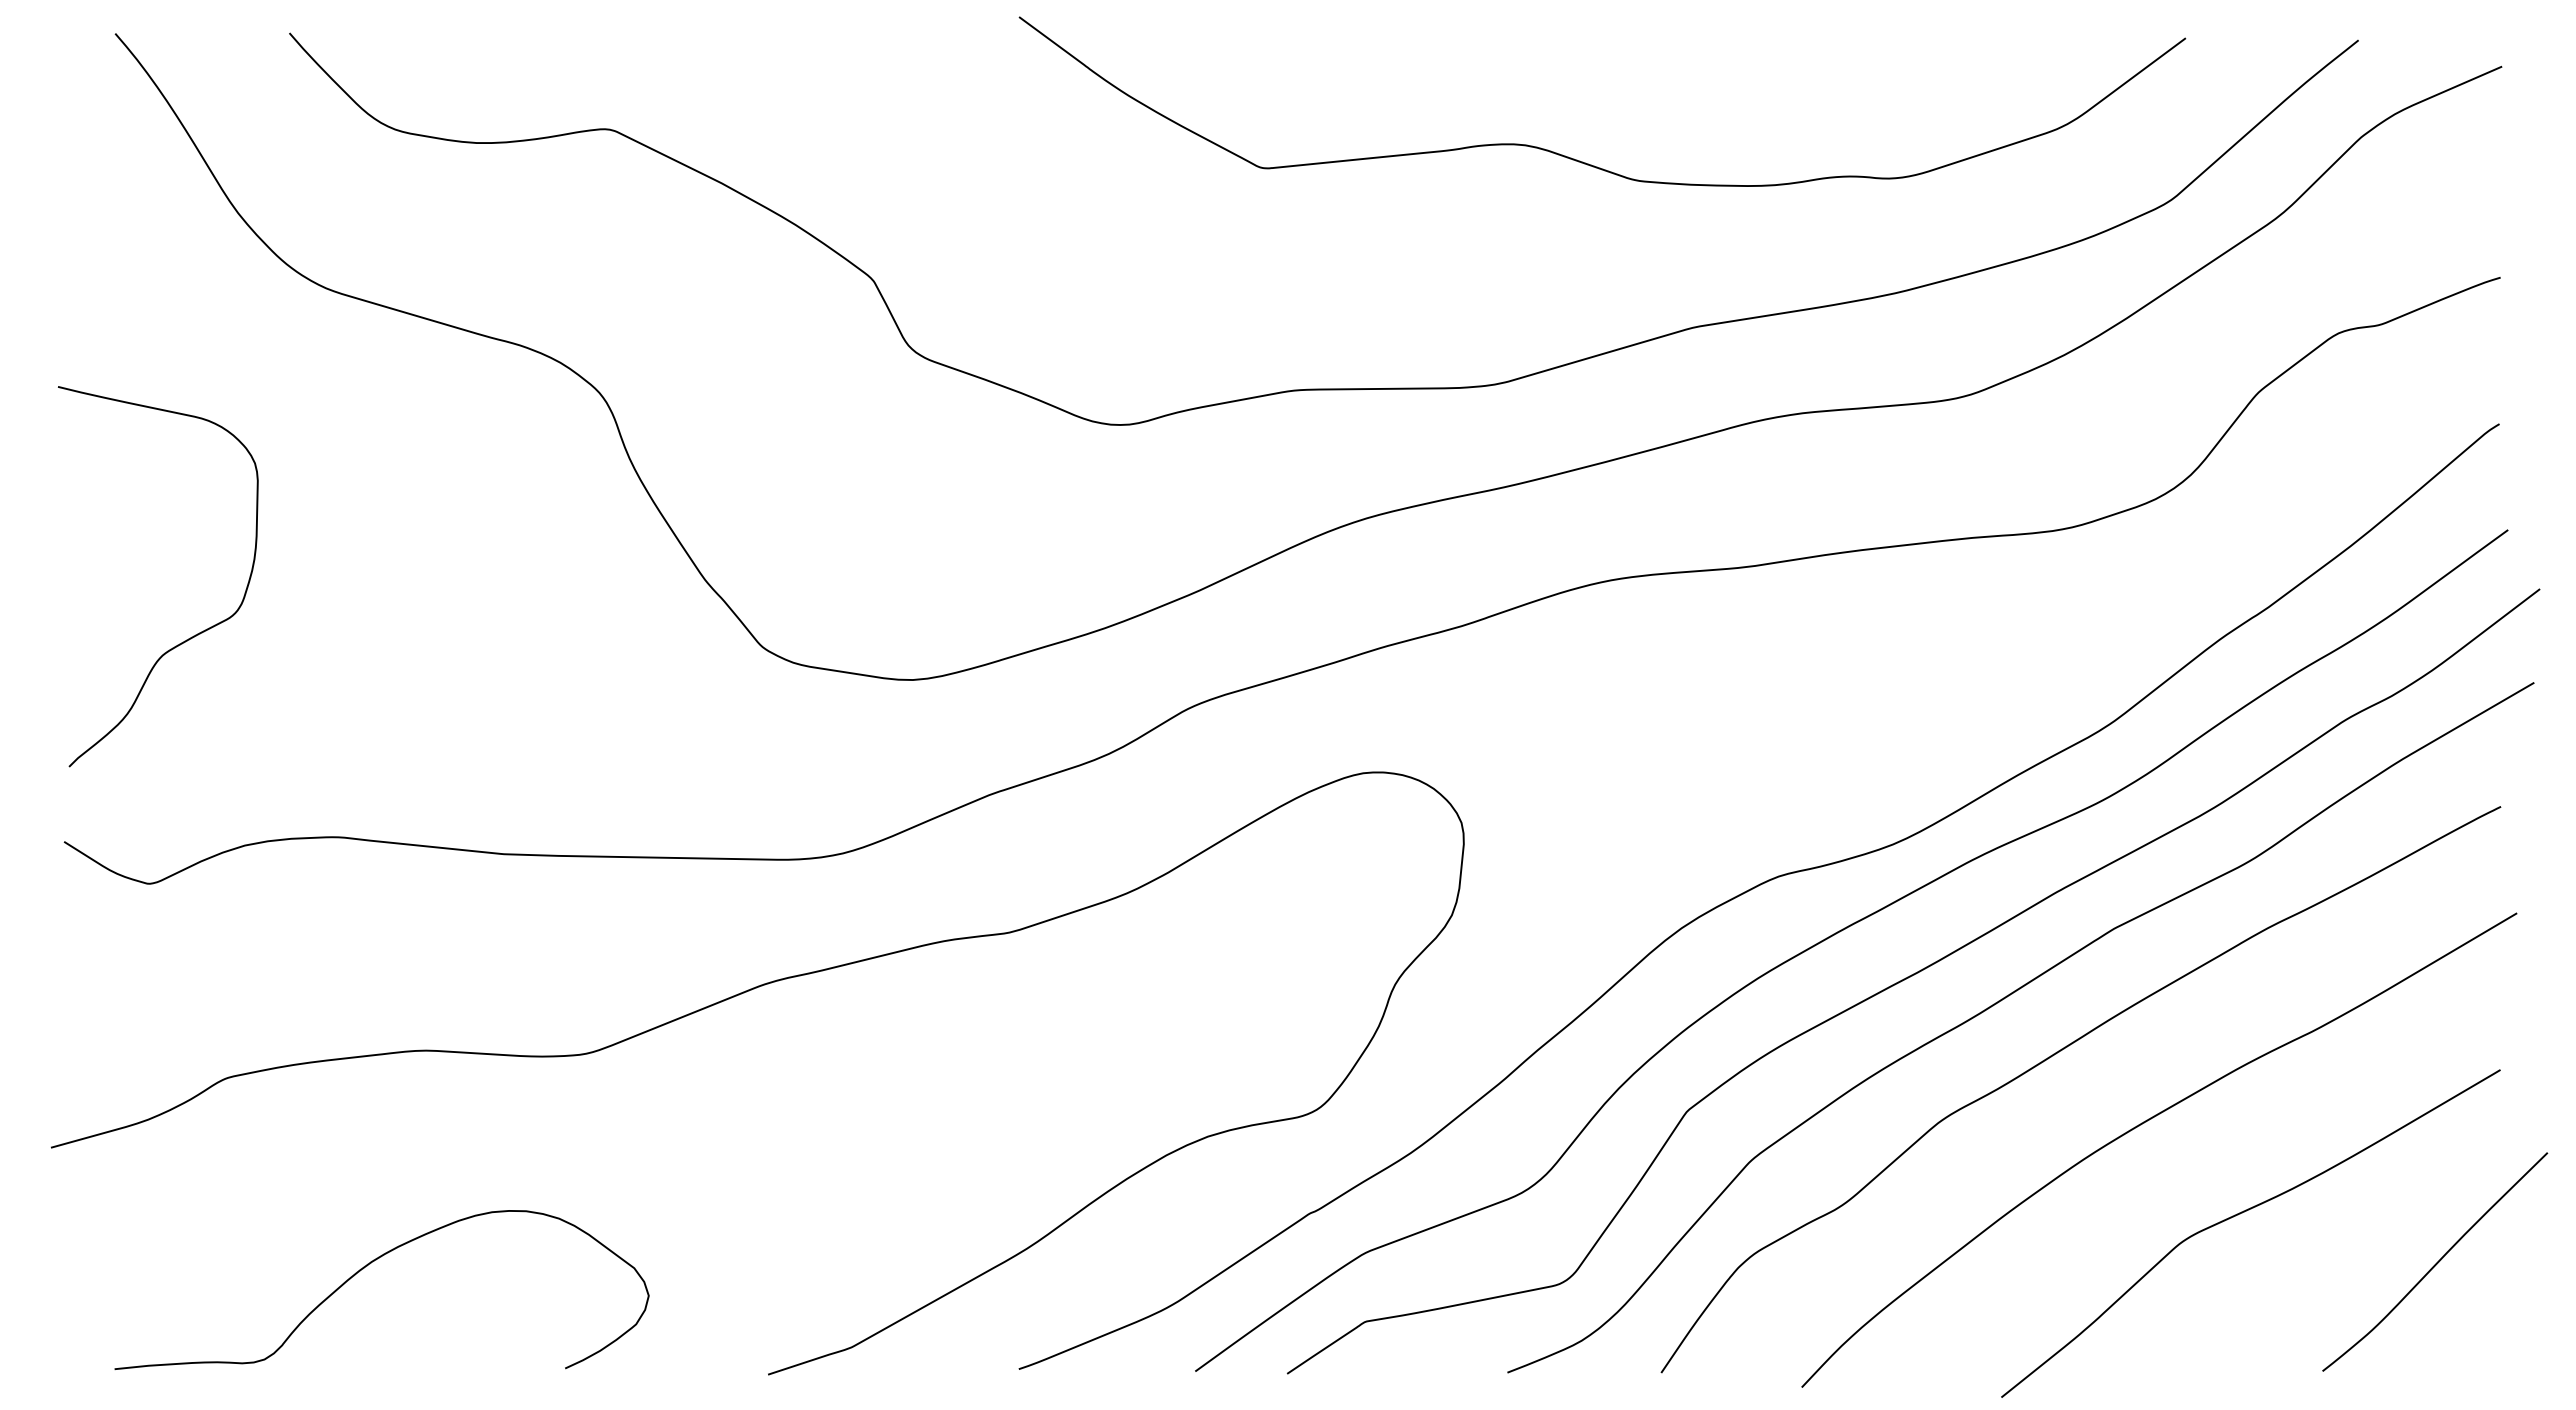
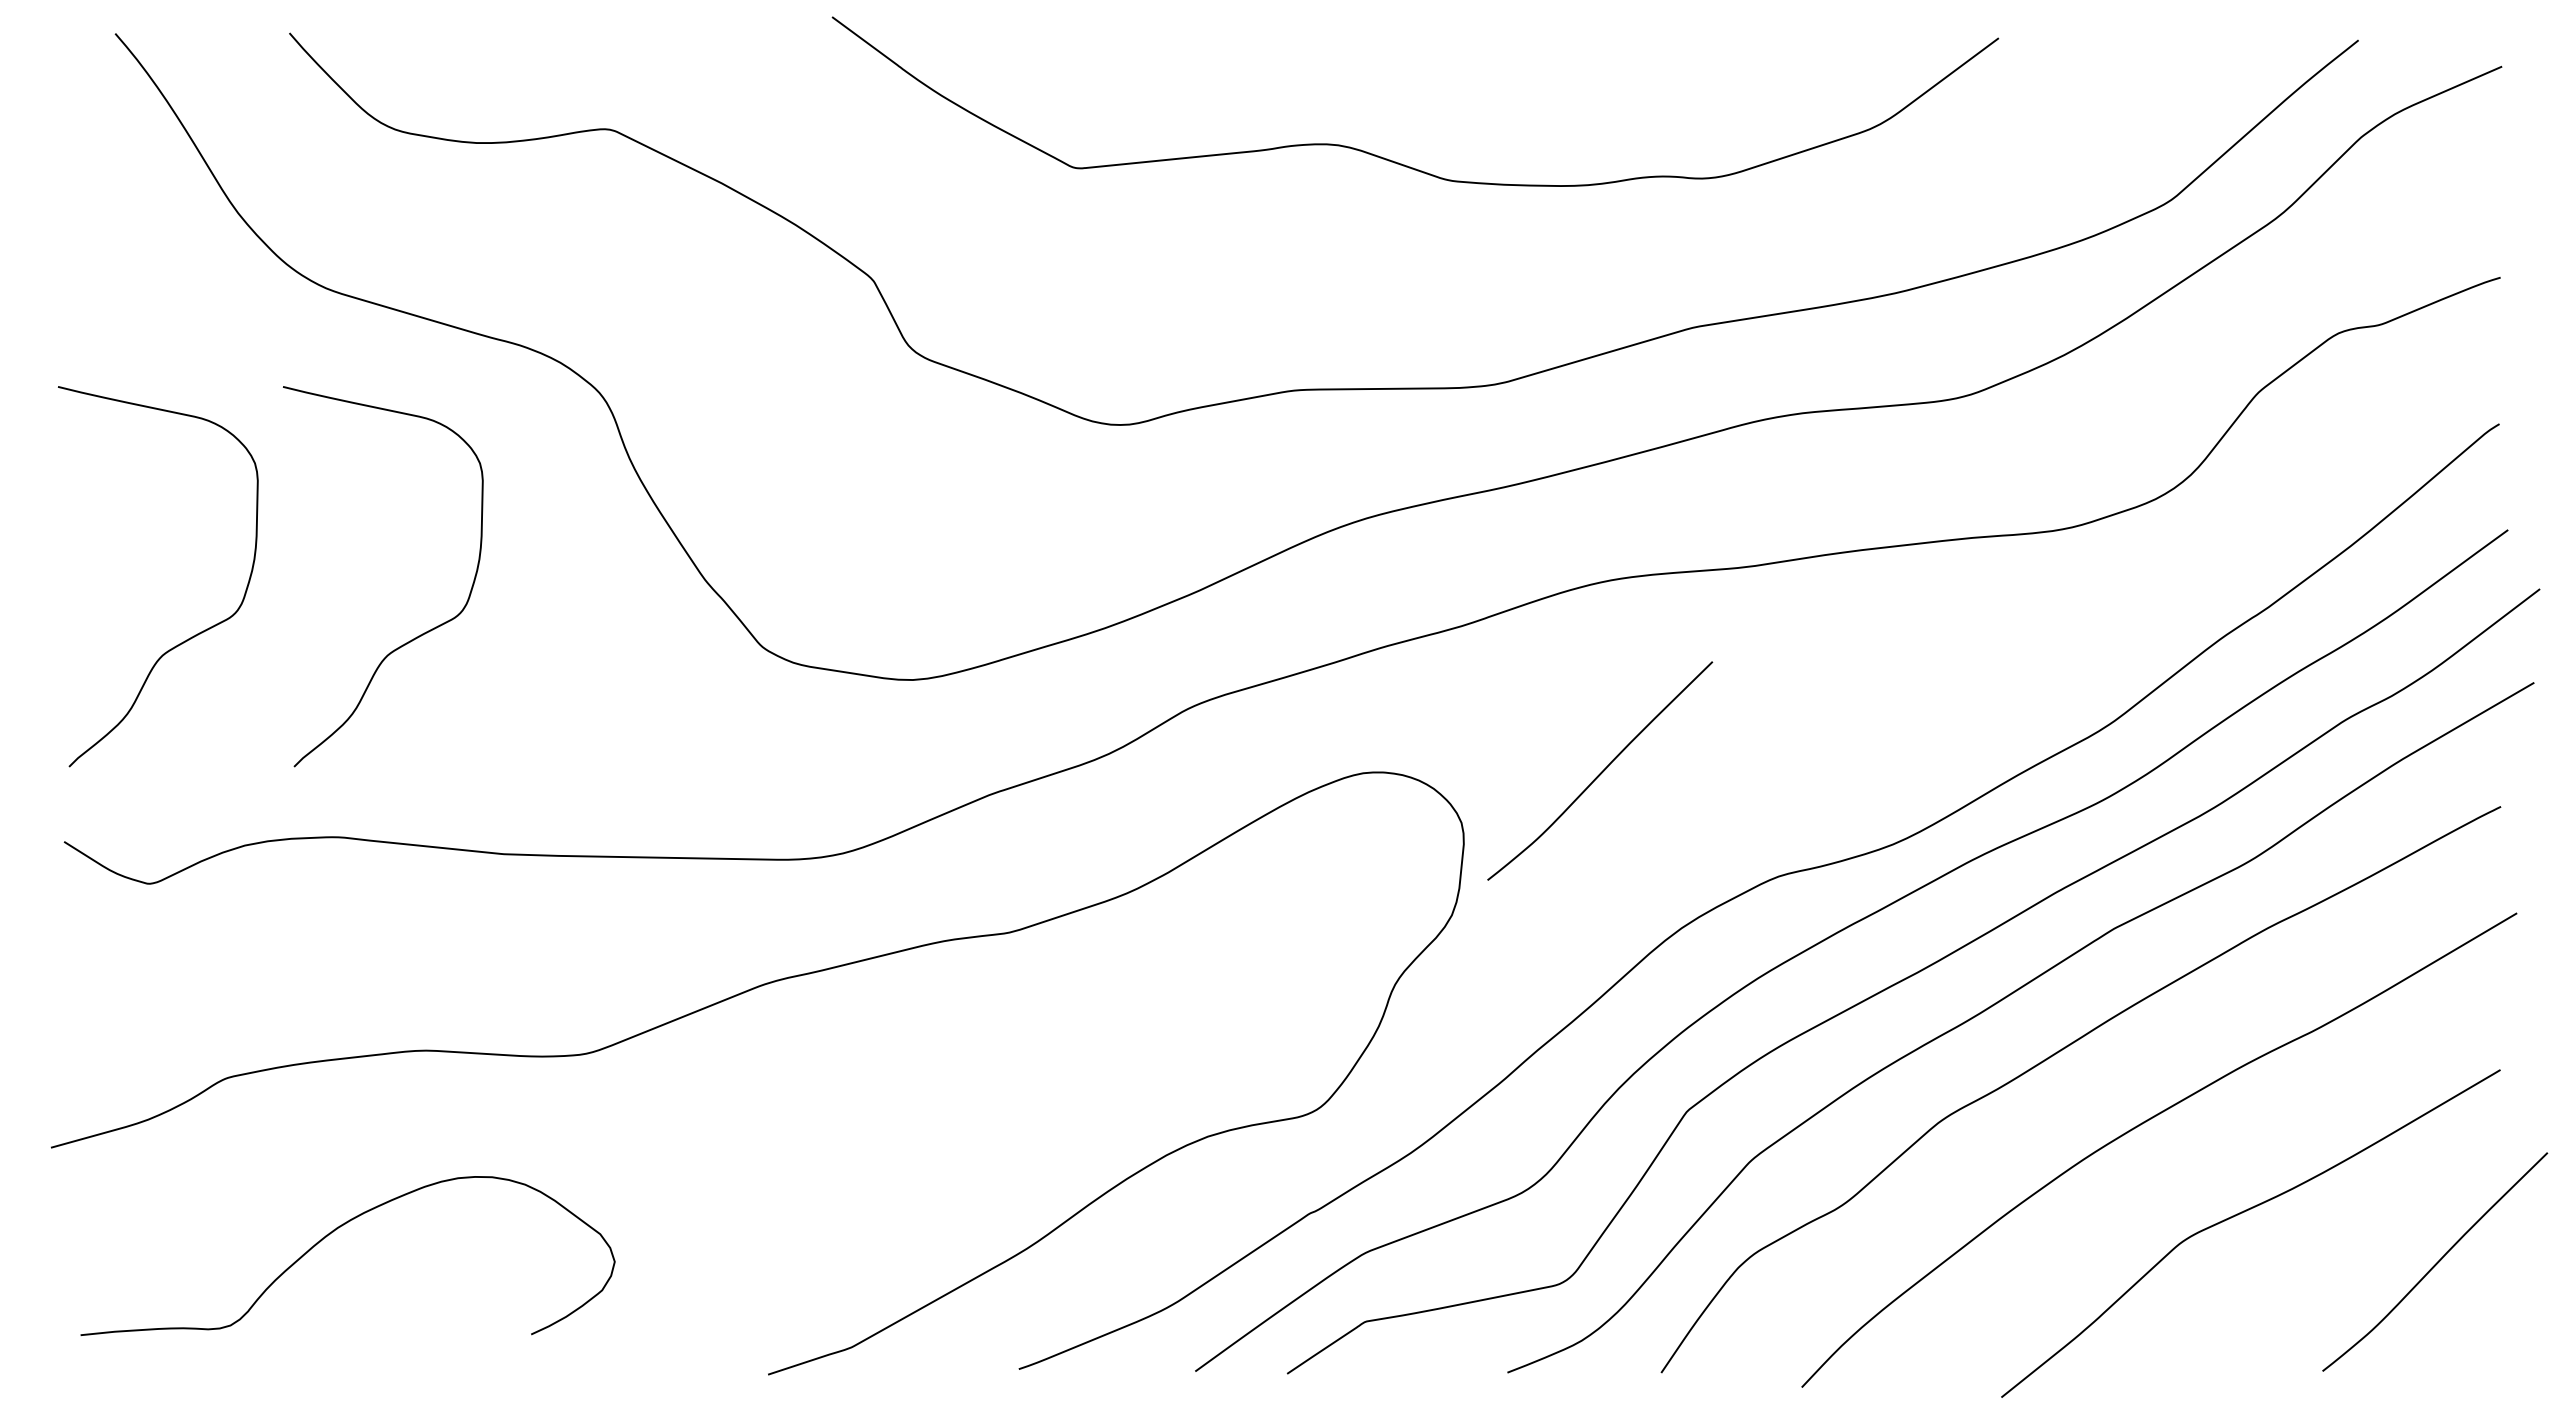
curve position: (1577, 159) -> (1390, 159) (1390, 159)
curve: none -> present (416, 636)
curve: none -> present (1601, 771)
curve position: (363, 1269) -> (329, 1235) (329, 1235)
